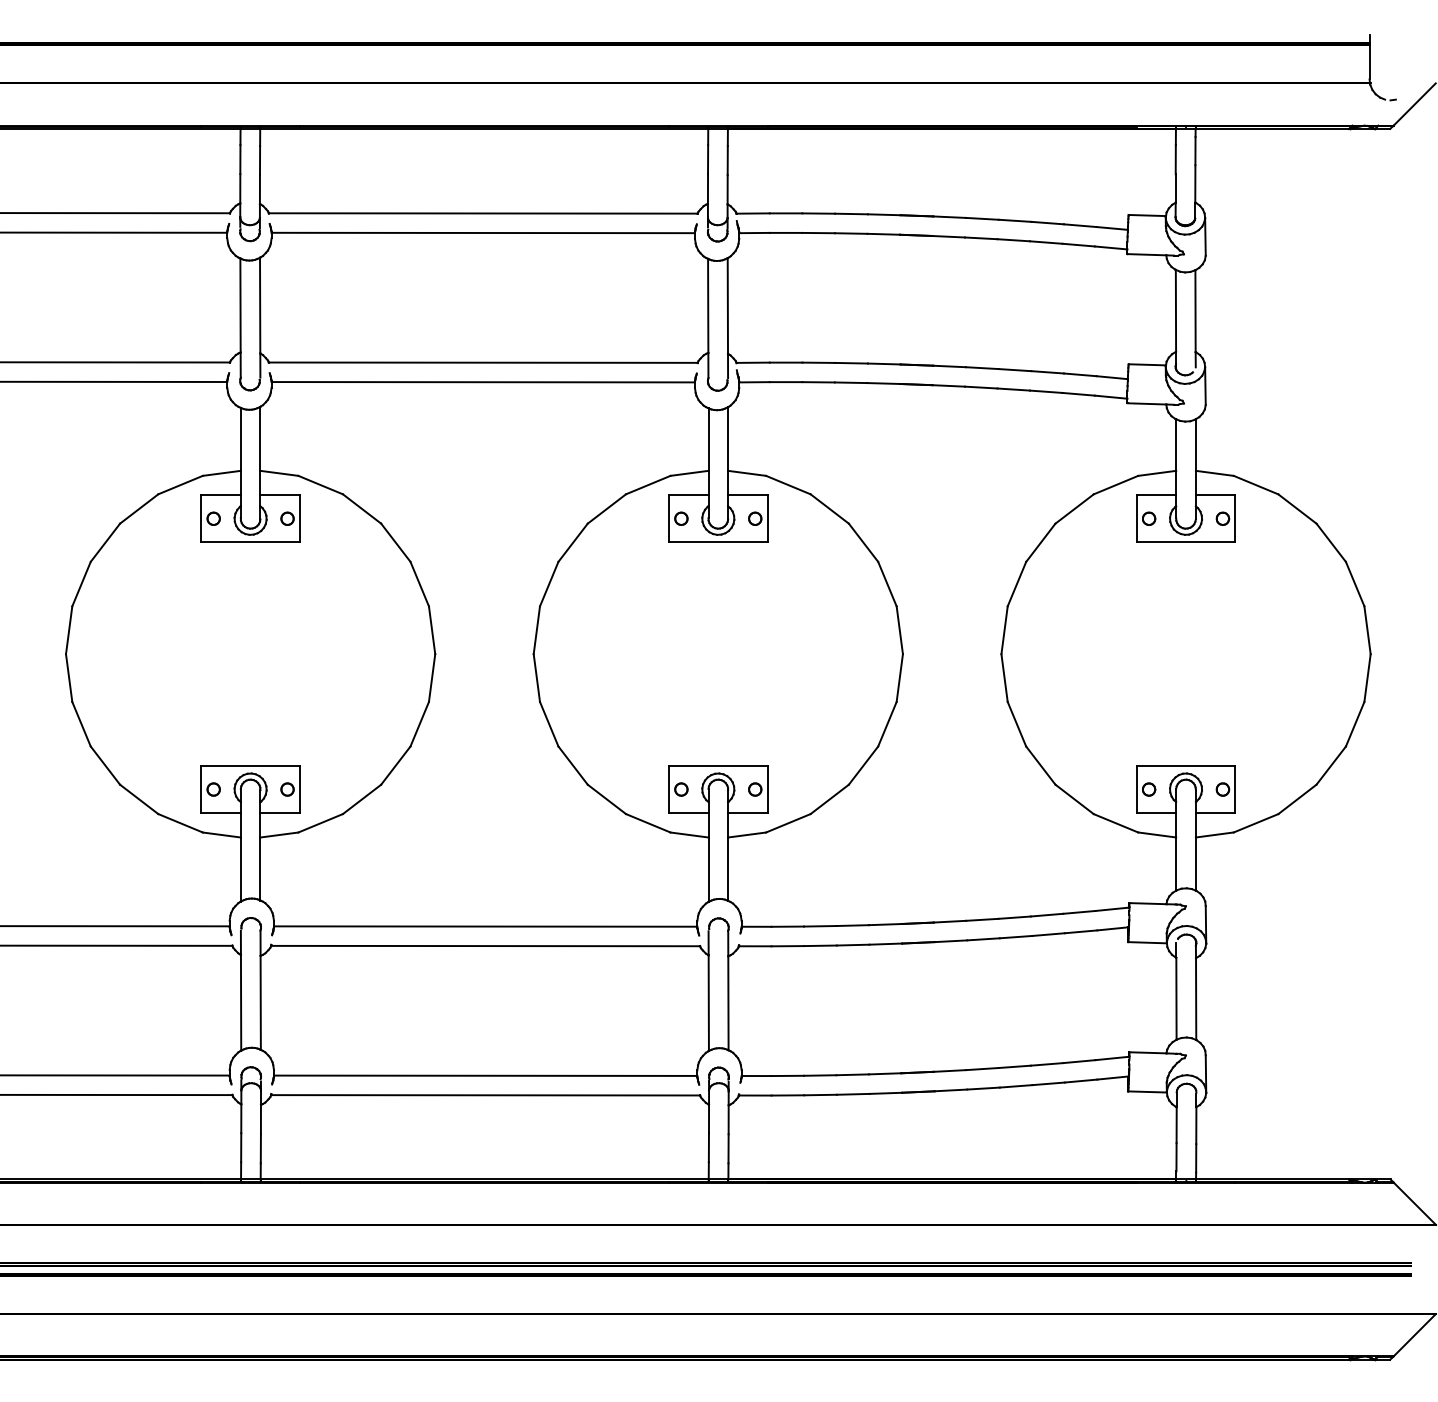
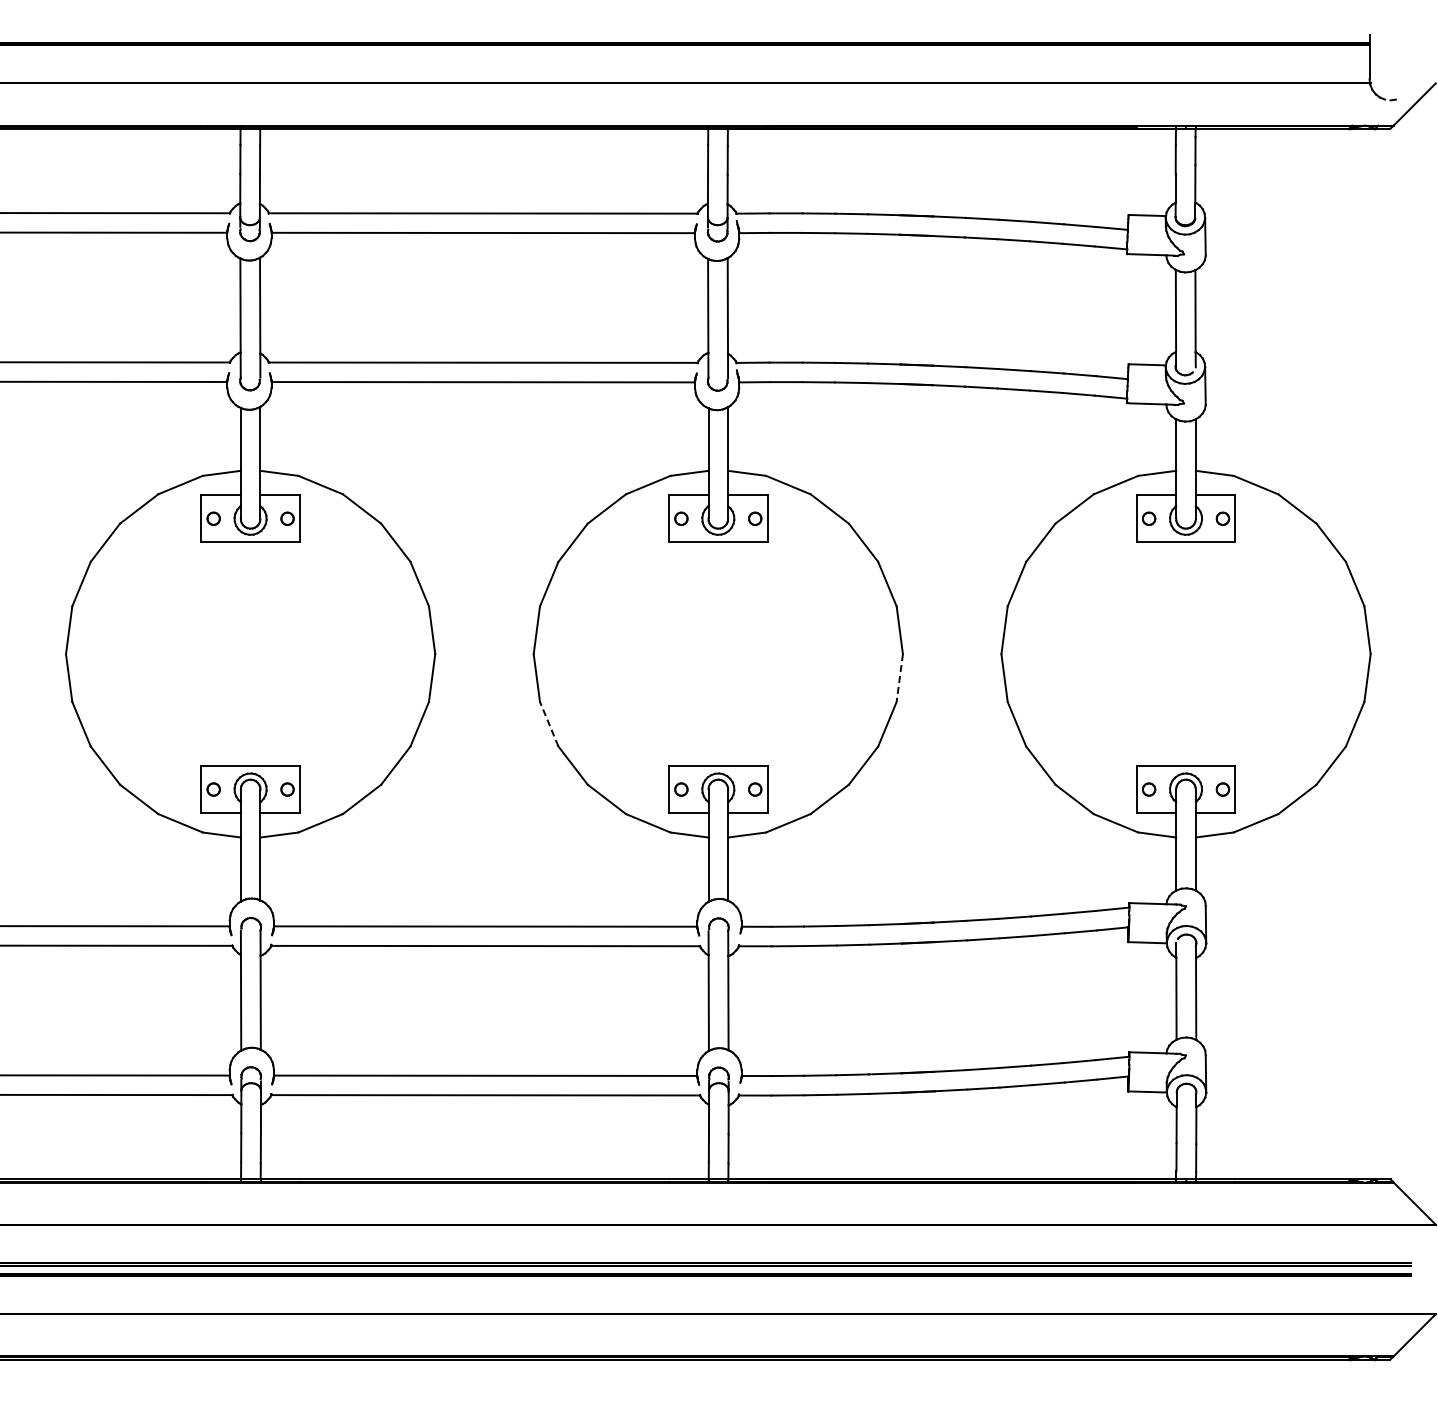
line: solid -> dashed (899, 678)
line: solid -> dashed (549, 723)
